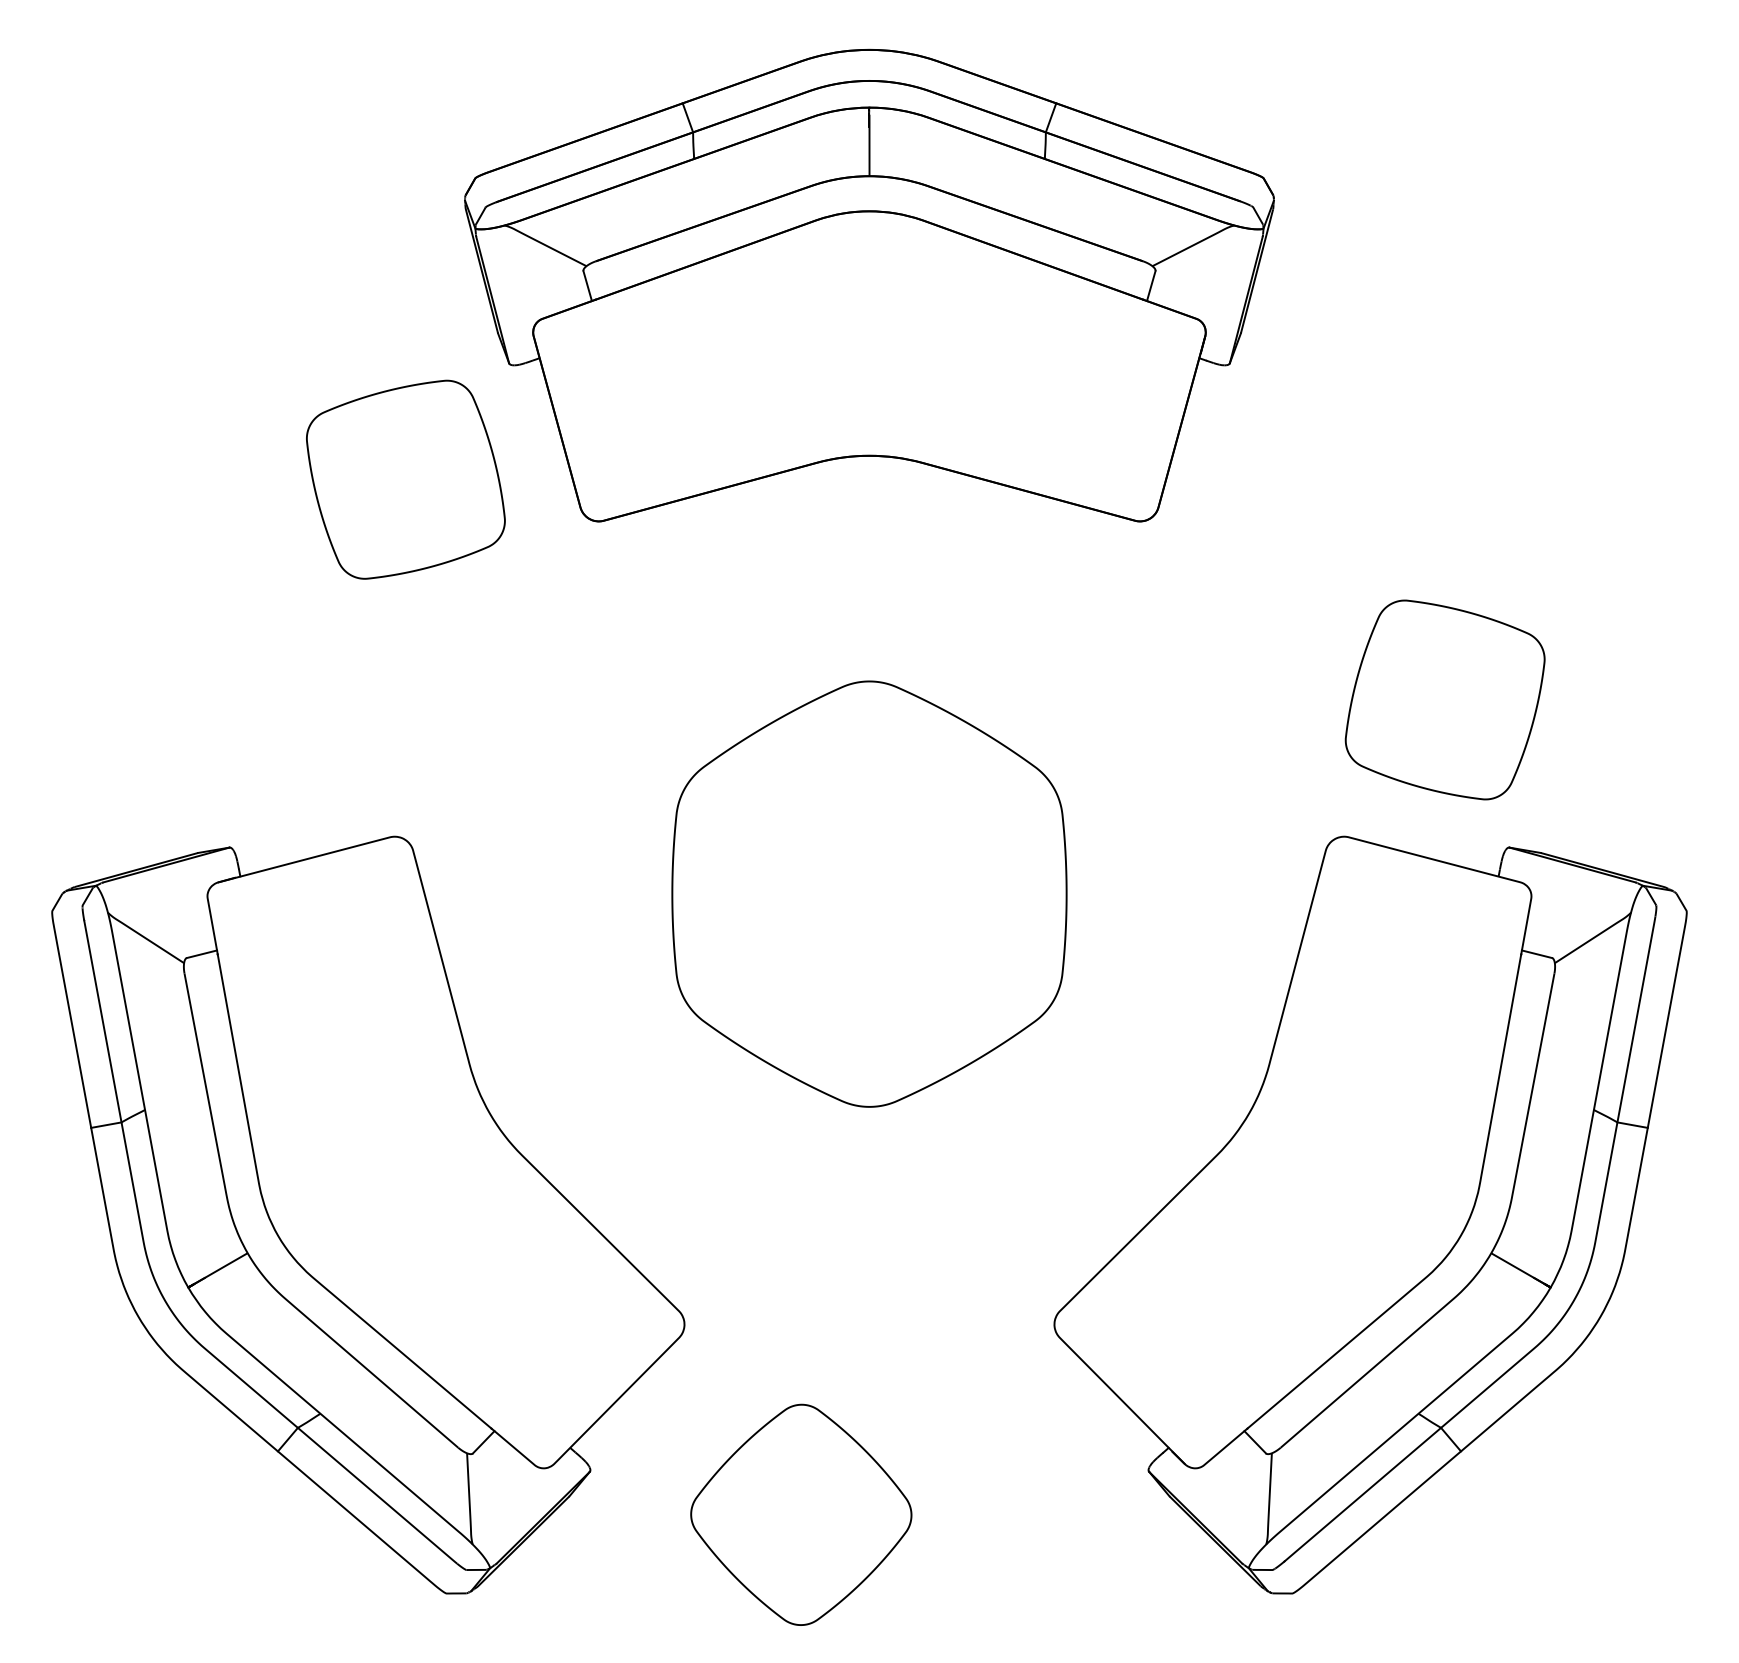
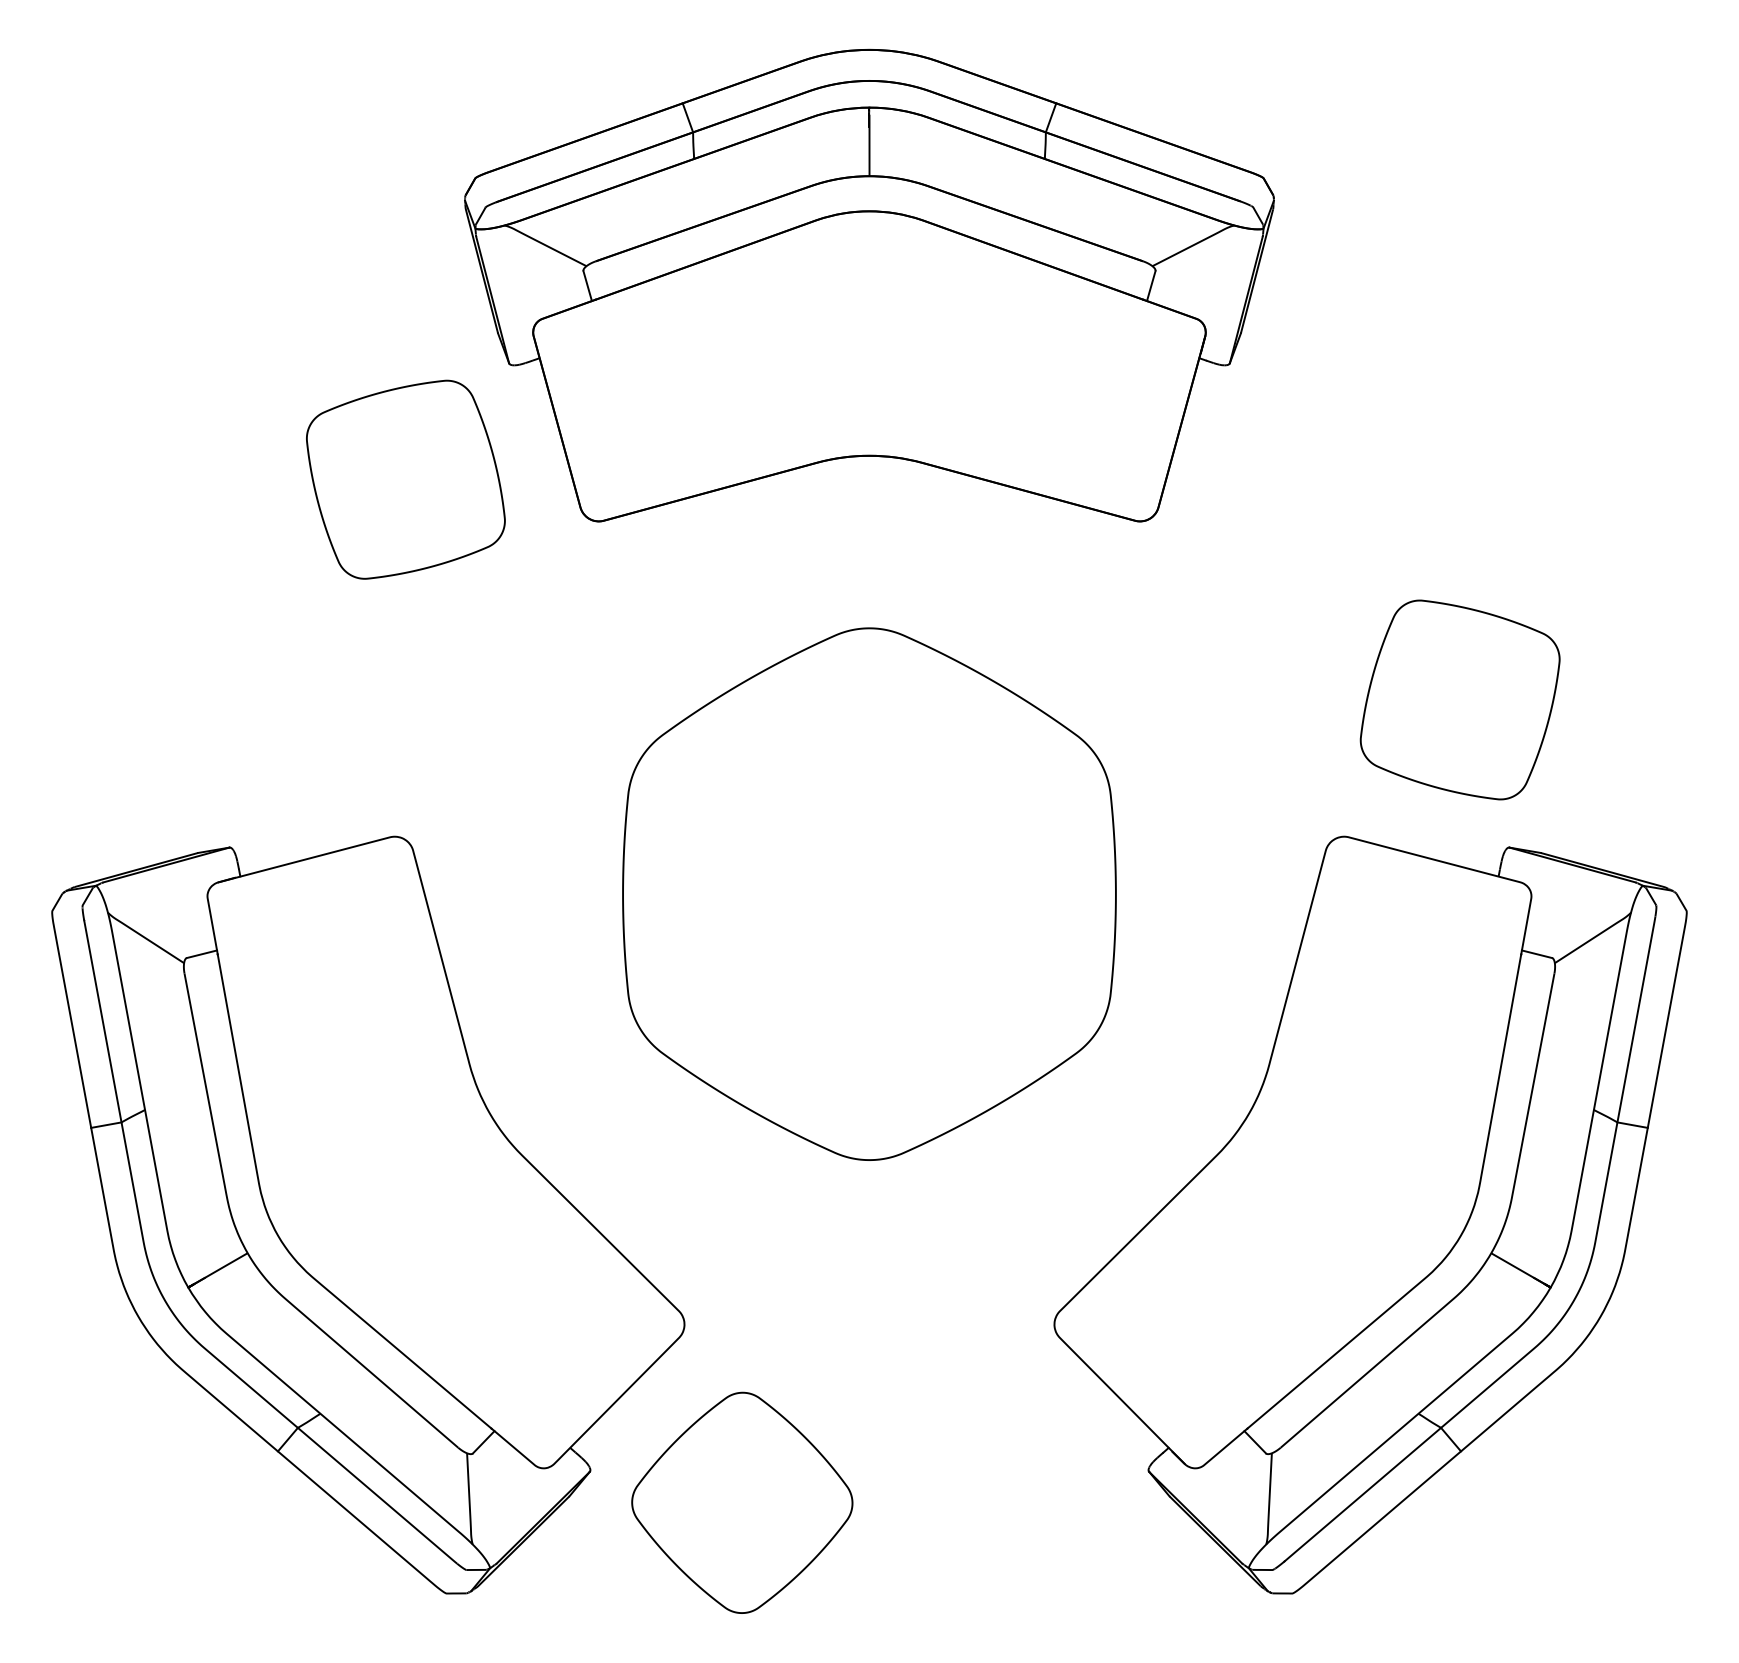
part position: (1444, 699) -> (1459, 699) (1459, 699)
part size: 397x428 px -> 495x534 px (869, 893)
part position: (801, 1514) -> (742, 1502) (742, 1502)
